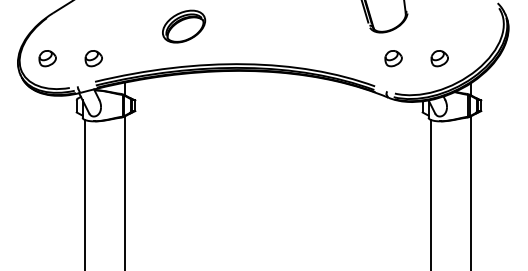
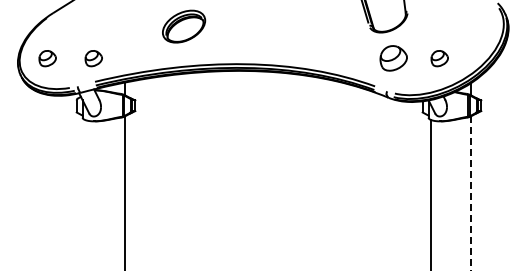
part size: 19x18 px -> 29x27 px (393, 58)
line: present -> none (85, 193)
line: solid -> dashed (470, 193)
